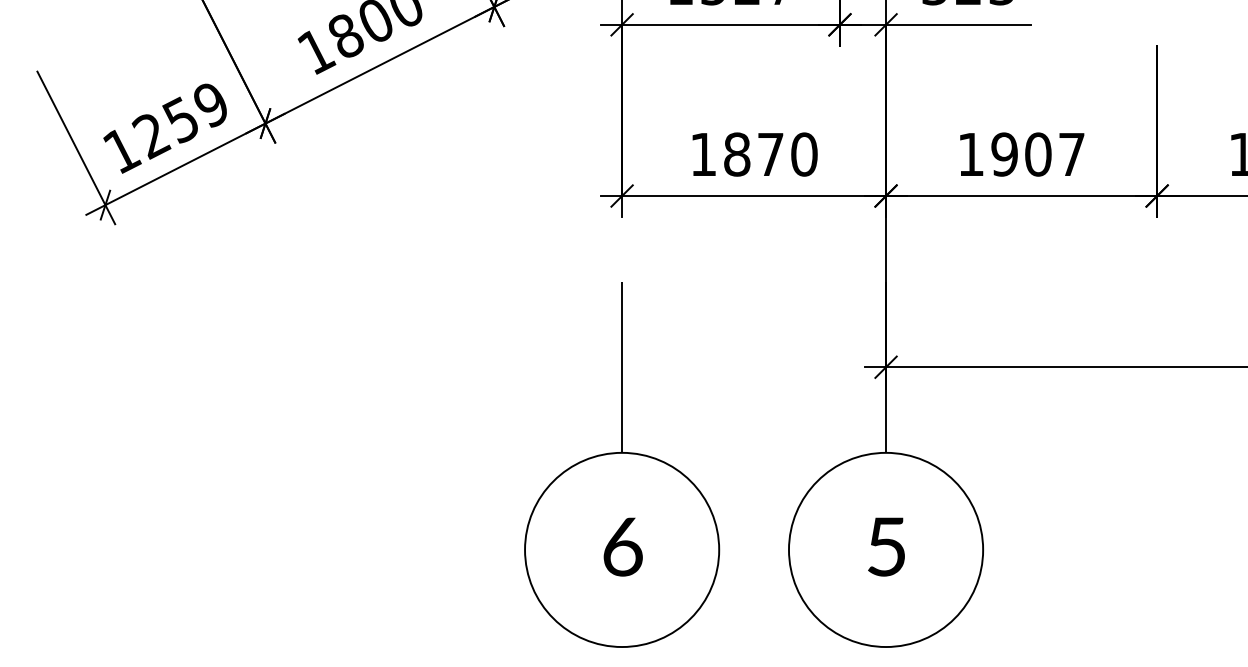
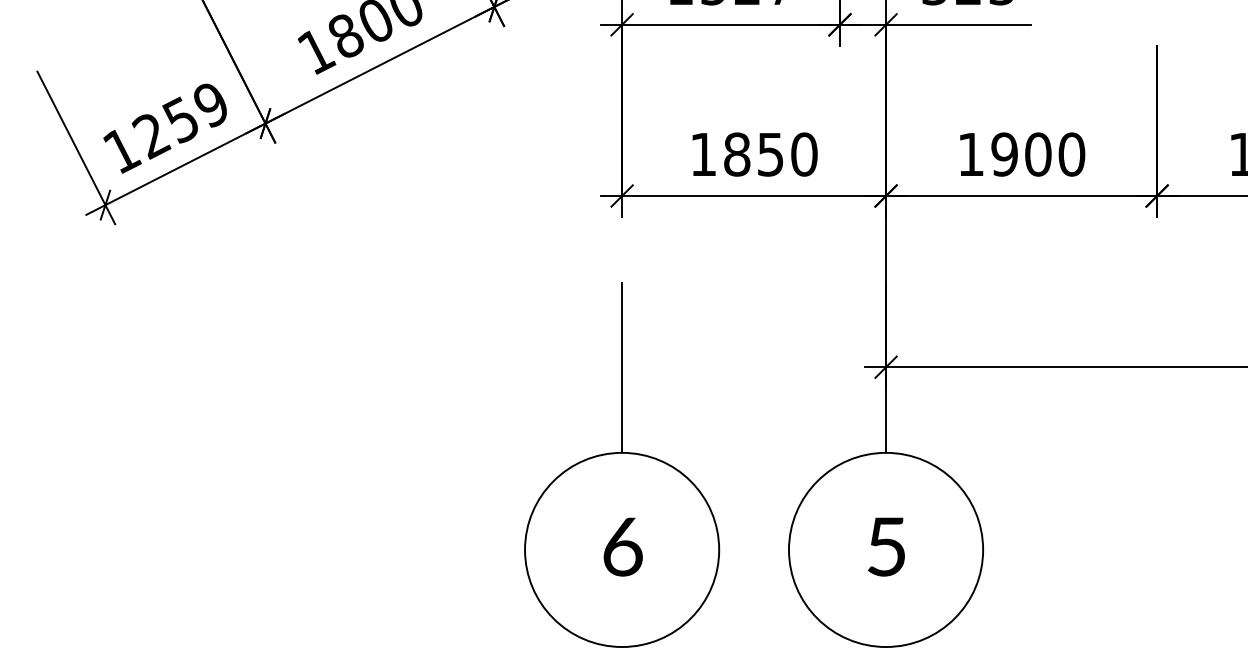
text: 1870 -> 1850 (770, 154)
text: 1907 -> 1900 (1071, 154)
